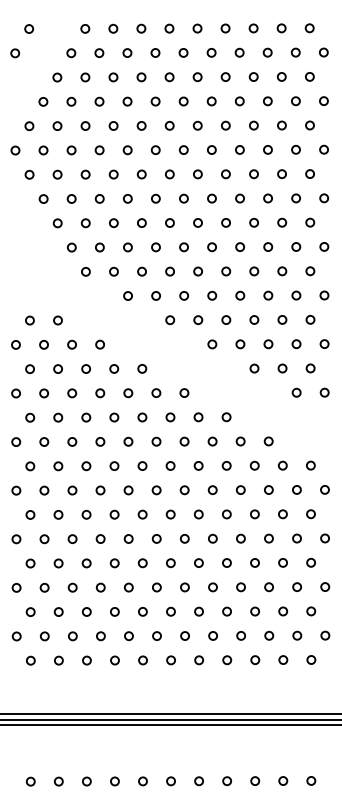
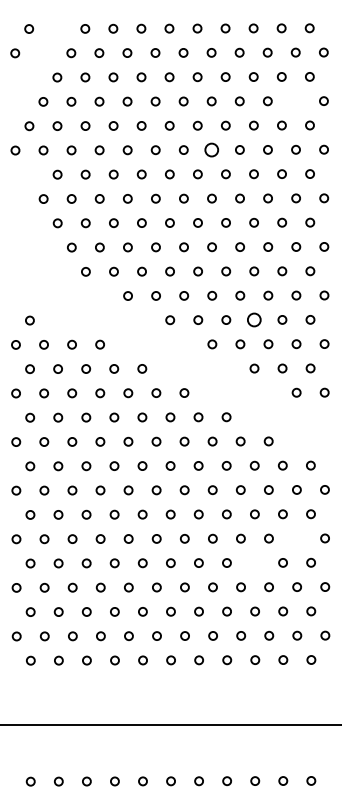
circle: present -> none (295, 101)
circle size: 10x10 px -> 16x16 px (211, 149)
circle: present -> none (29, 174)
circle size: 11x10 px -> 15x16 px (254, 319)
circle: present -> none (57, 320)
circle: present -> none (296, 538)
circle: present -> none (254, 562)
line: present -> none (170, 714)
line: present -> none (170, 719)
